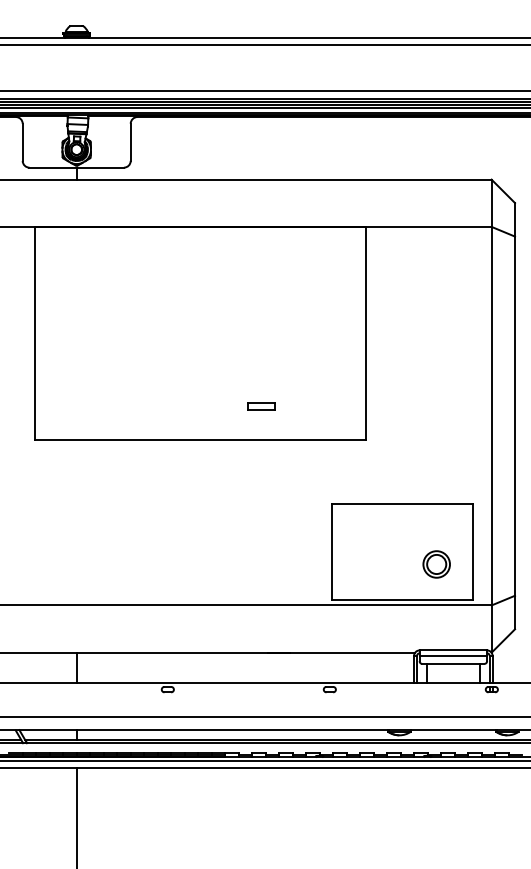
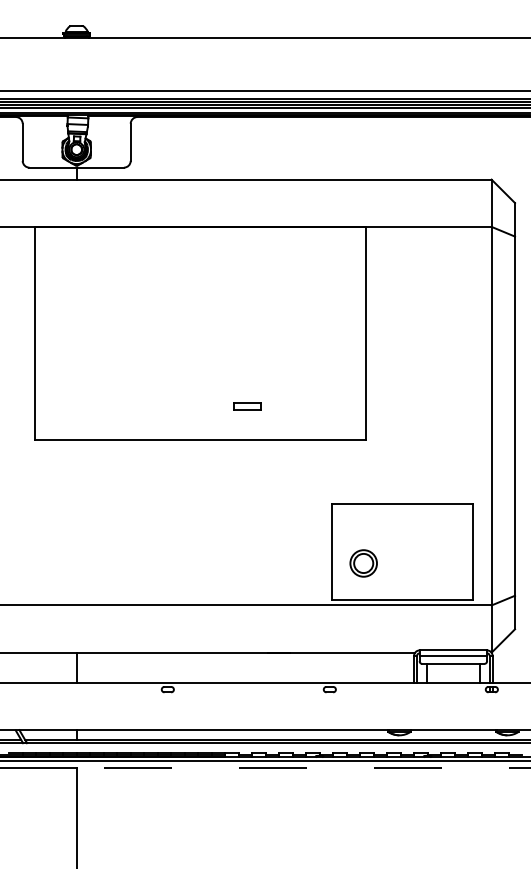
line: present -> none (264, 44)
part position: (261, 406) -> (247, 406) (247, 406)
part position: (436, 564) -> (363, 563) (363, 563)
line: present -> none (264, 716)
line: solid -> dashed (303, 768)
